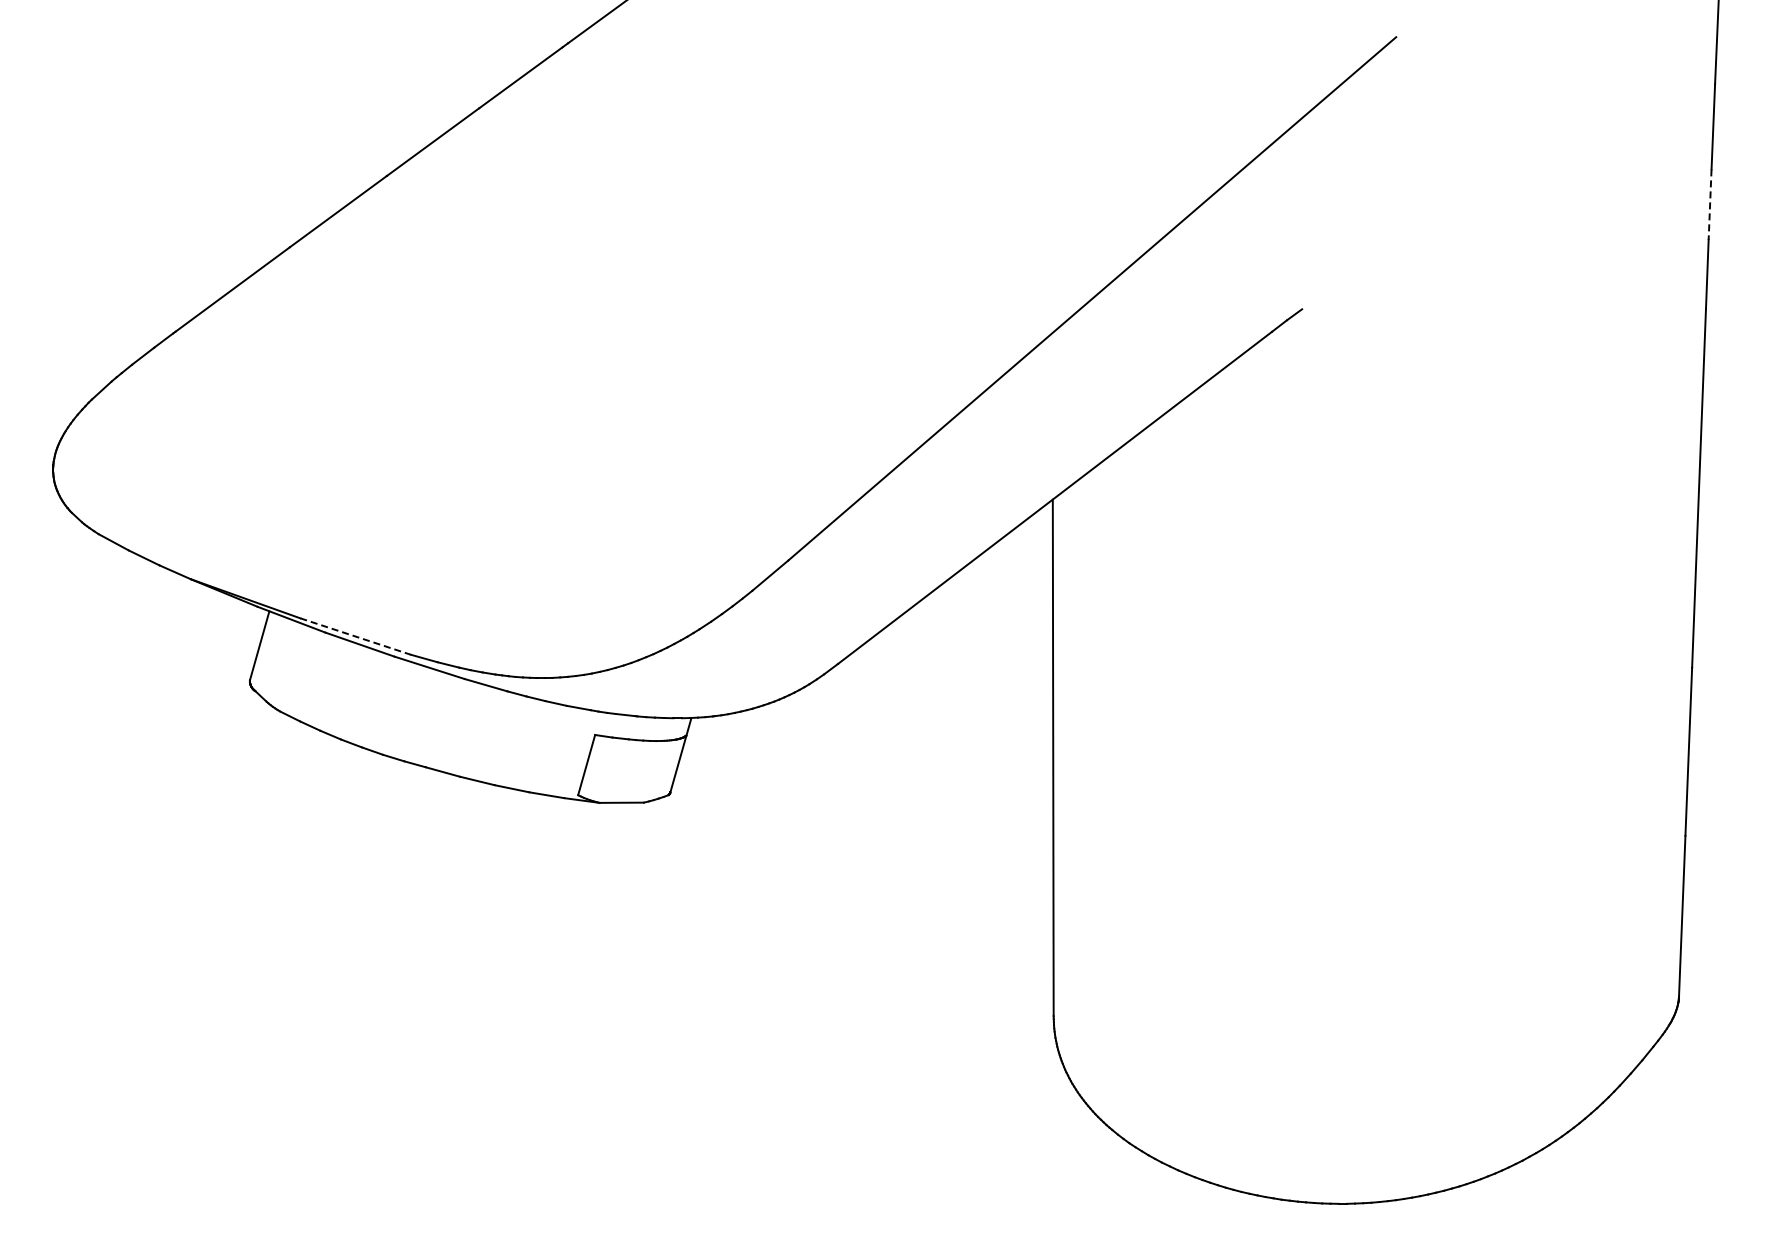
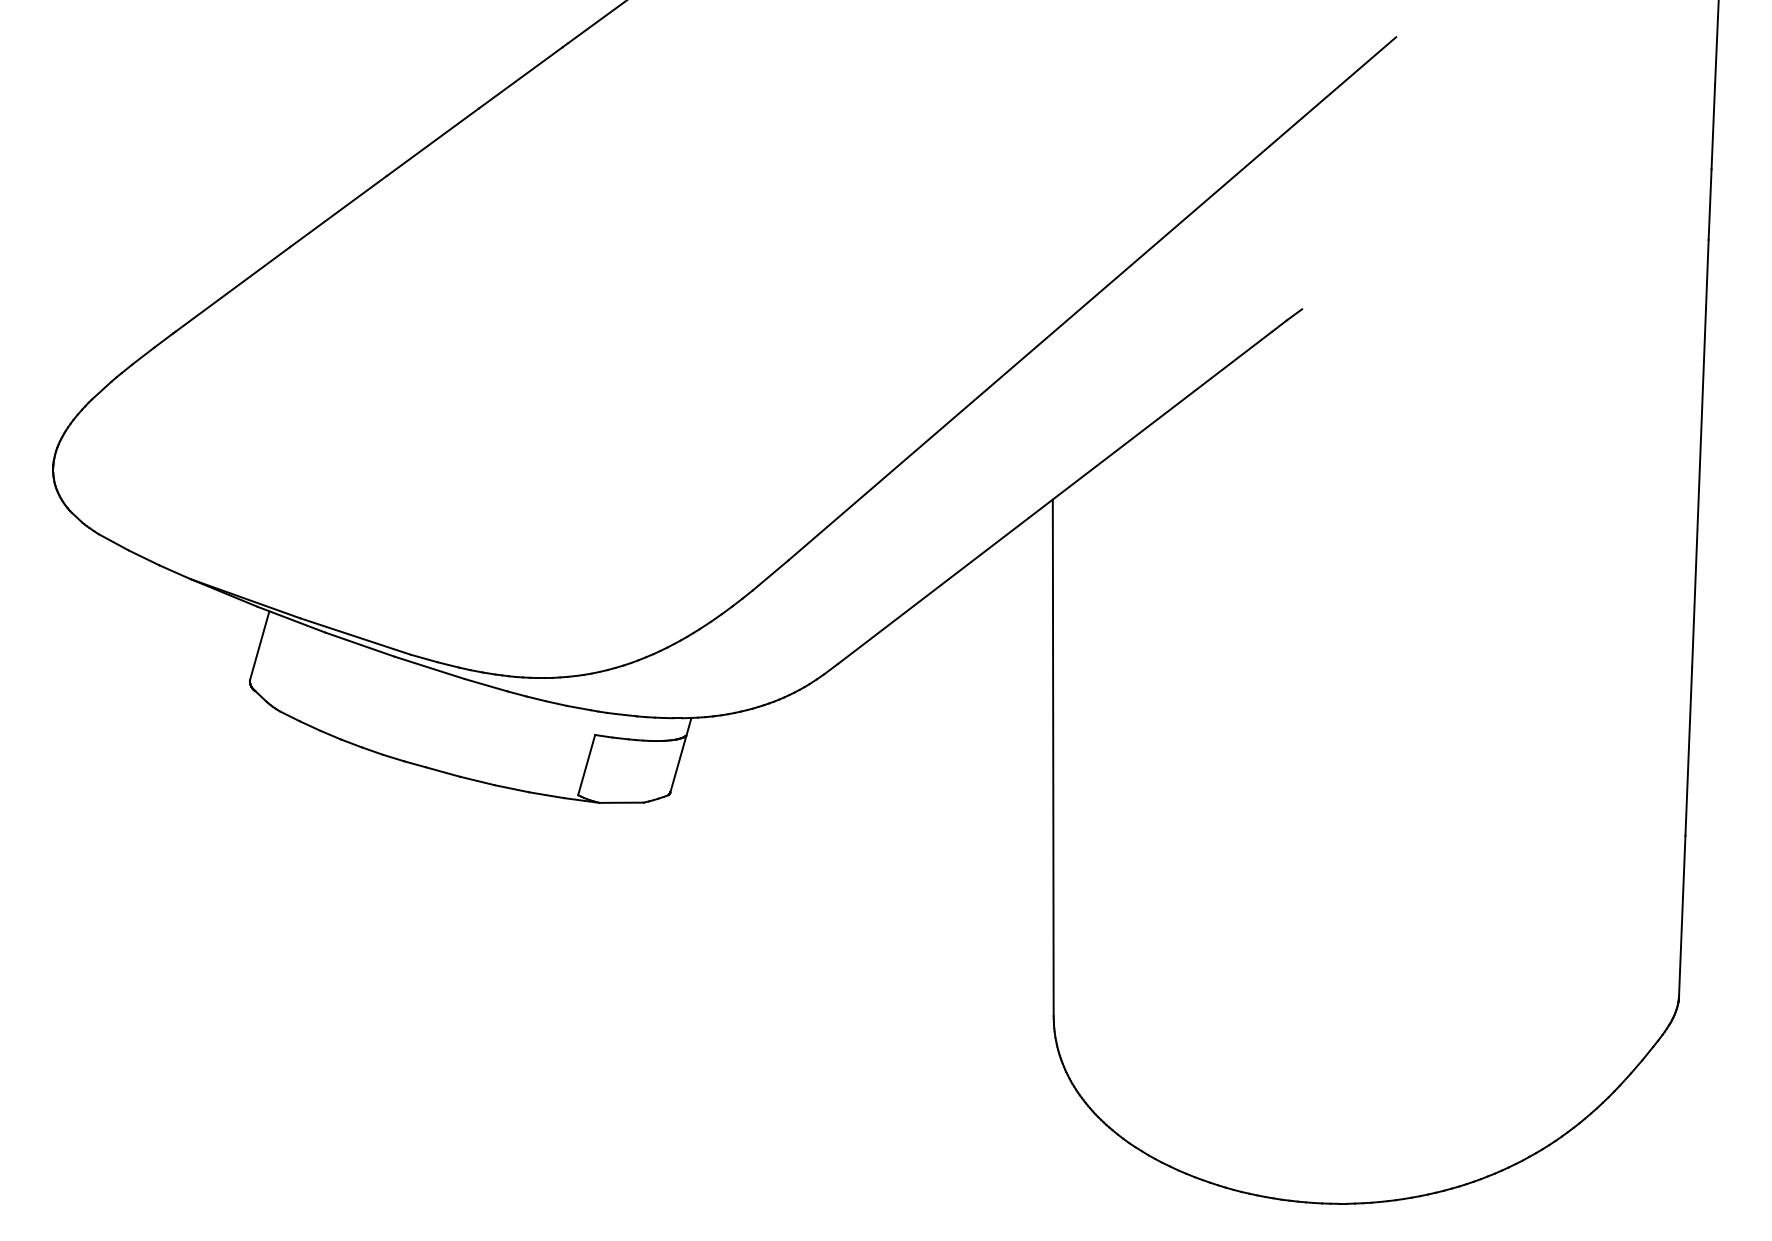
line: dashed -> solid (1710, 205)
line: dashed -> solid (356, 636)
